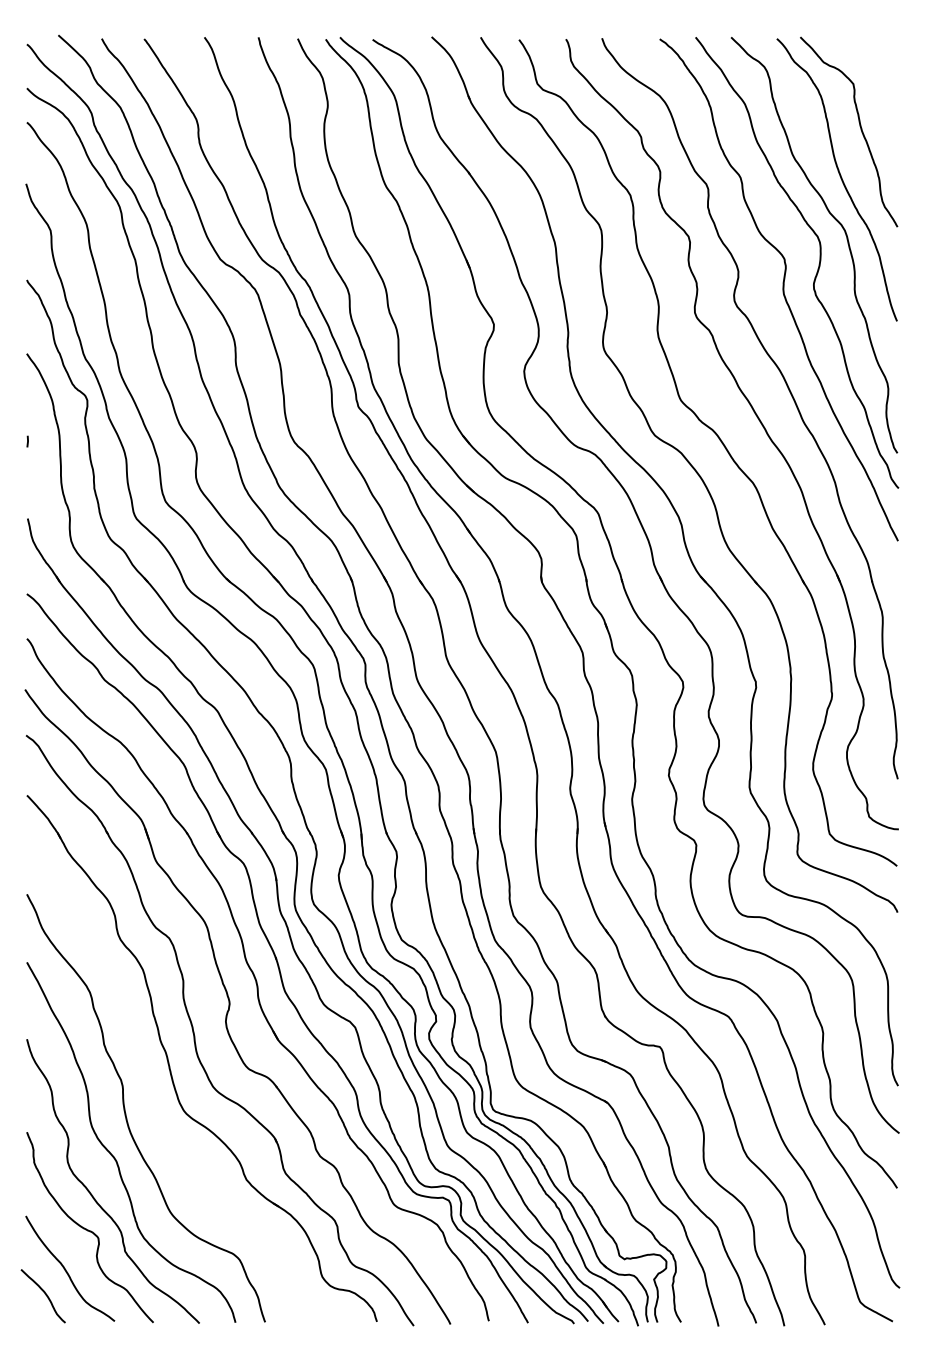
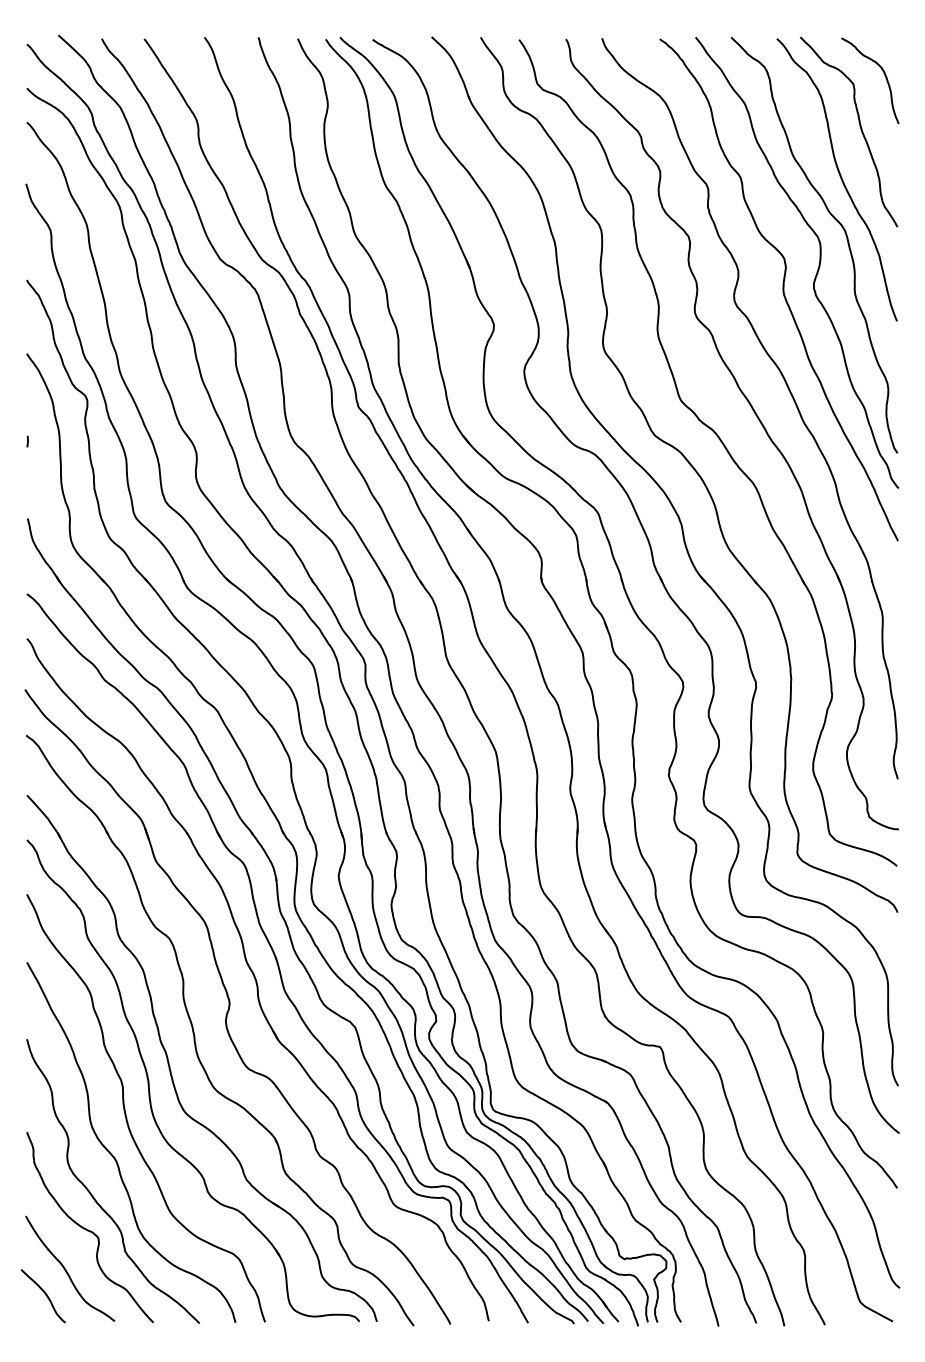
curve: none -> present (883, 73)
part: none -> present (149, 1080)
